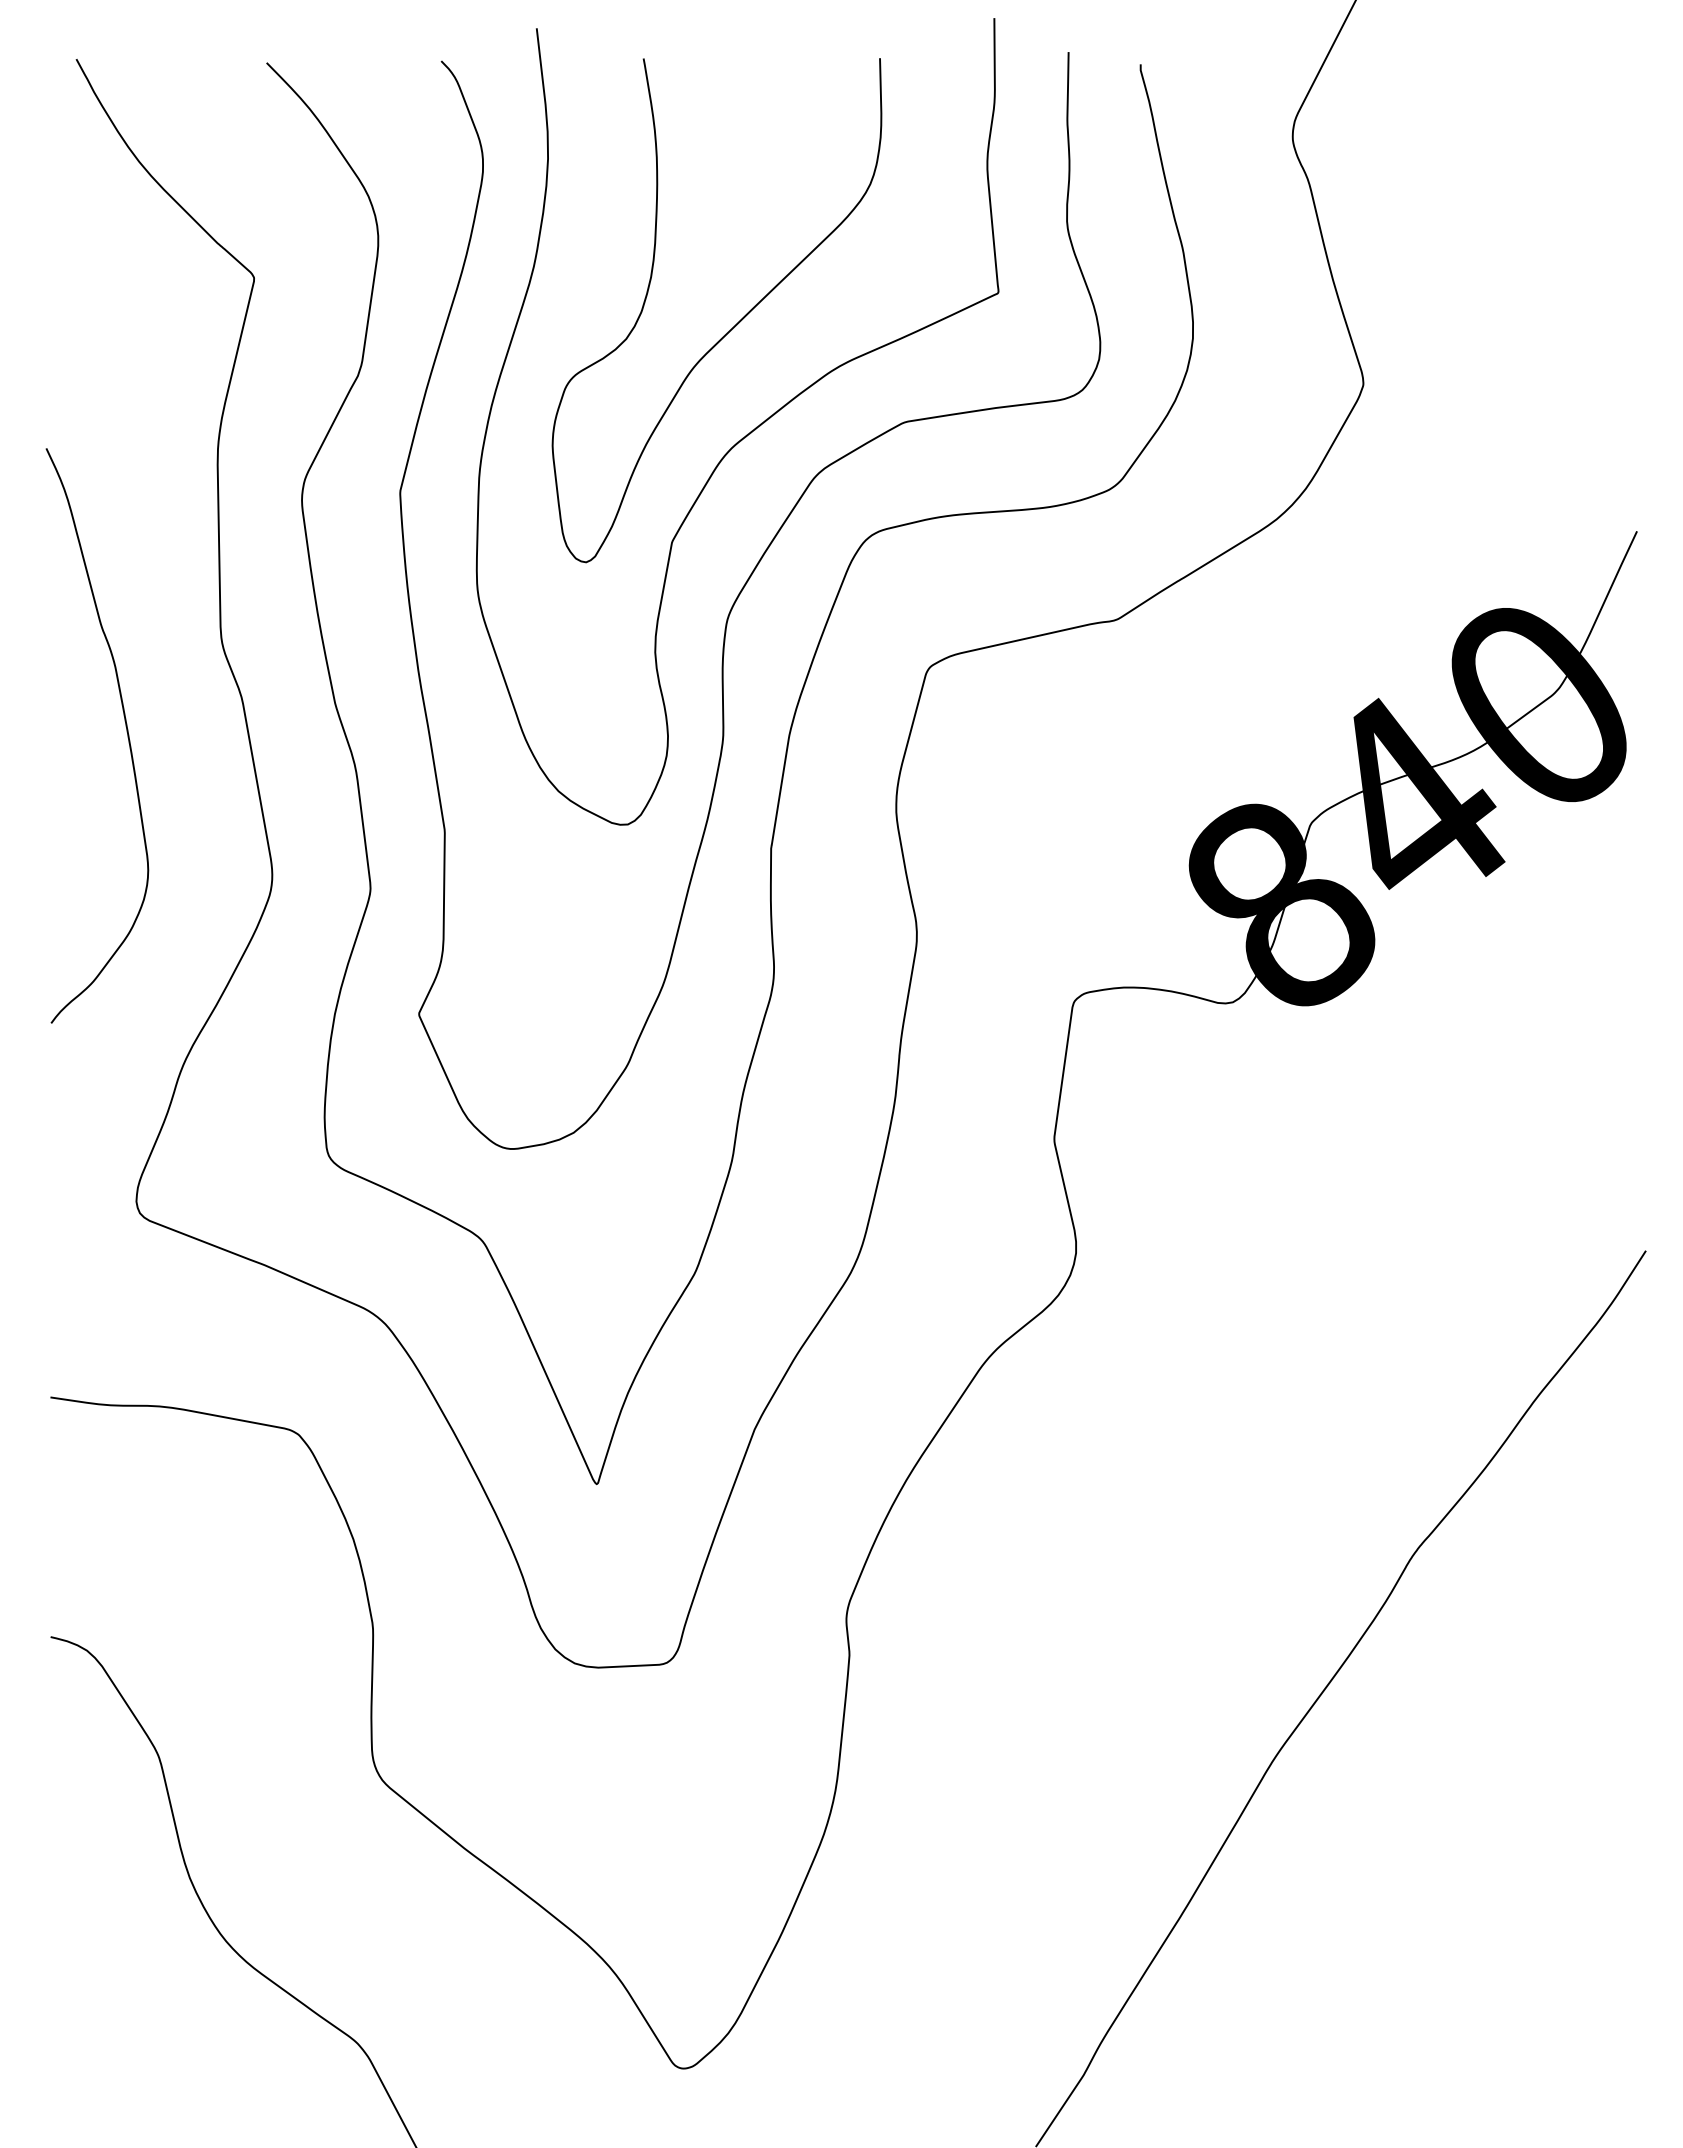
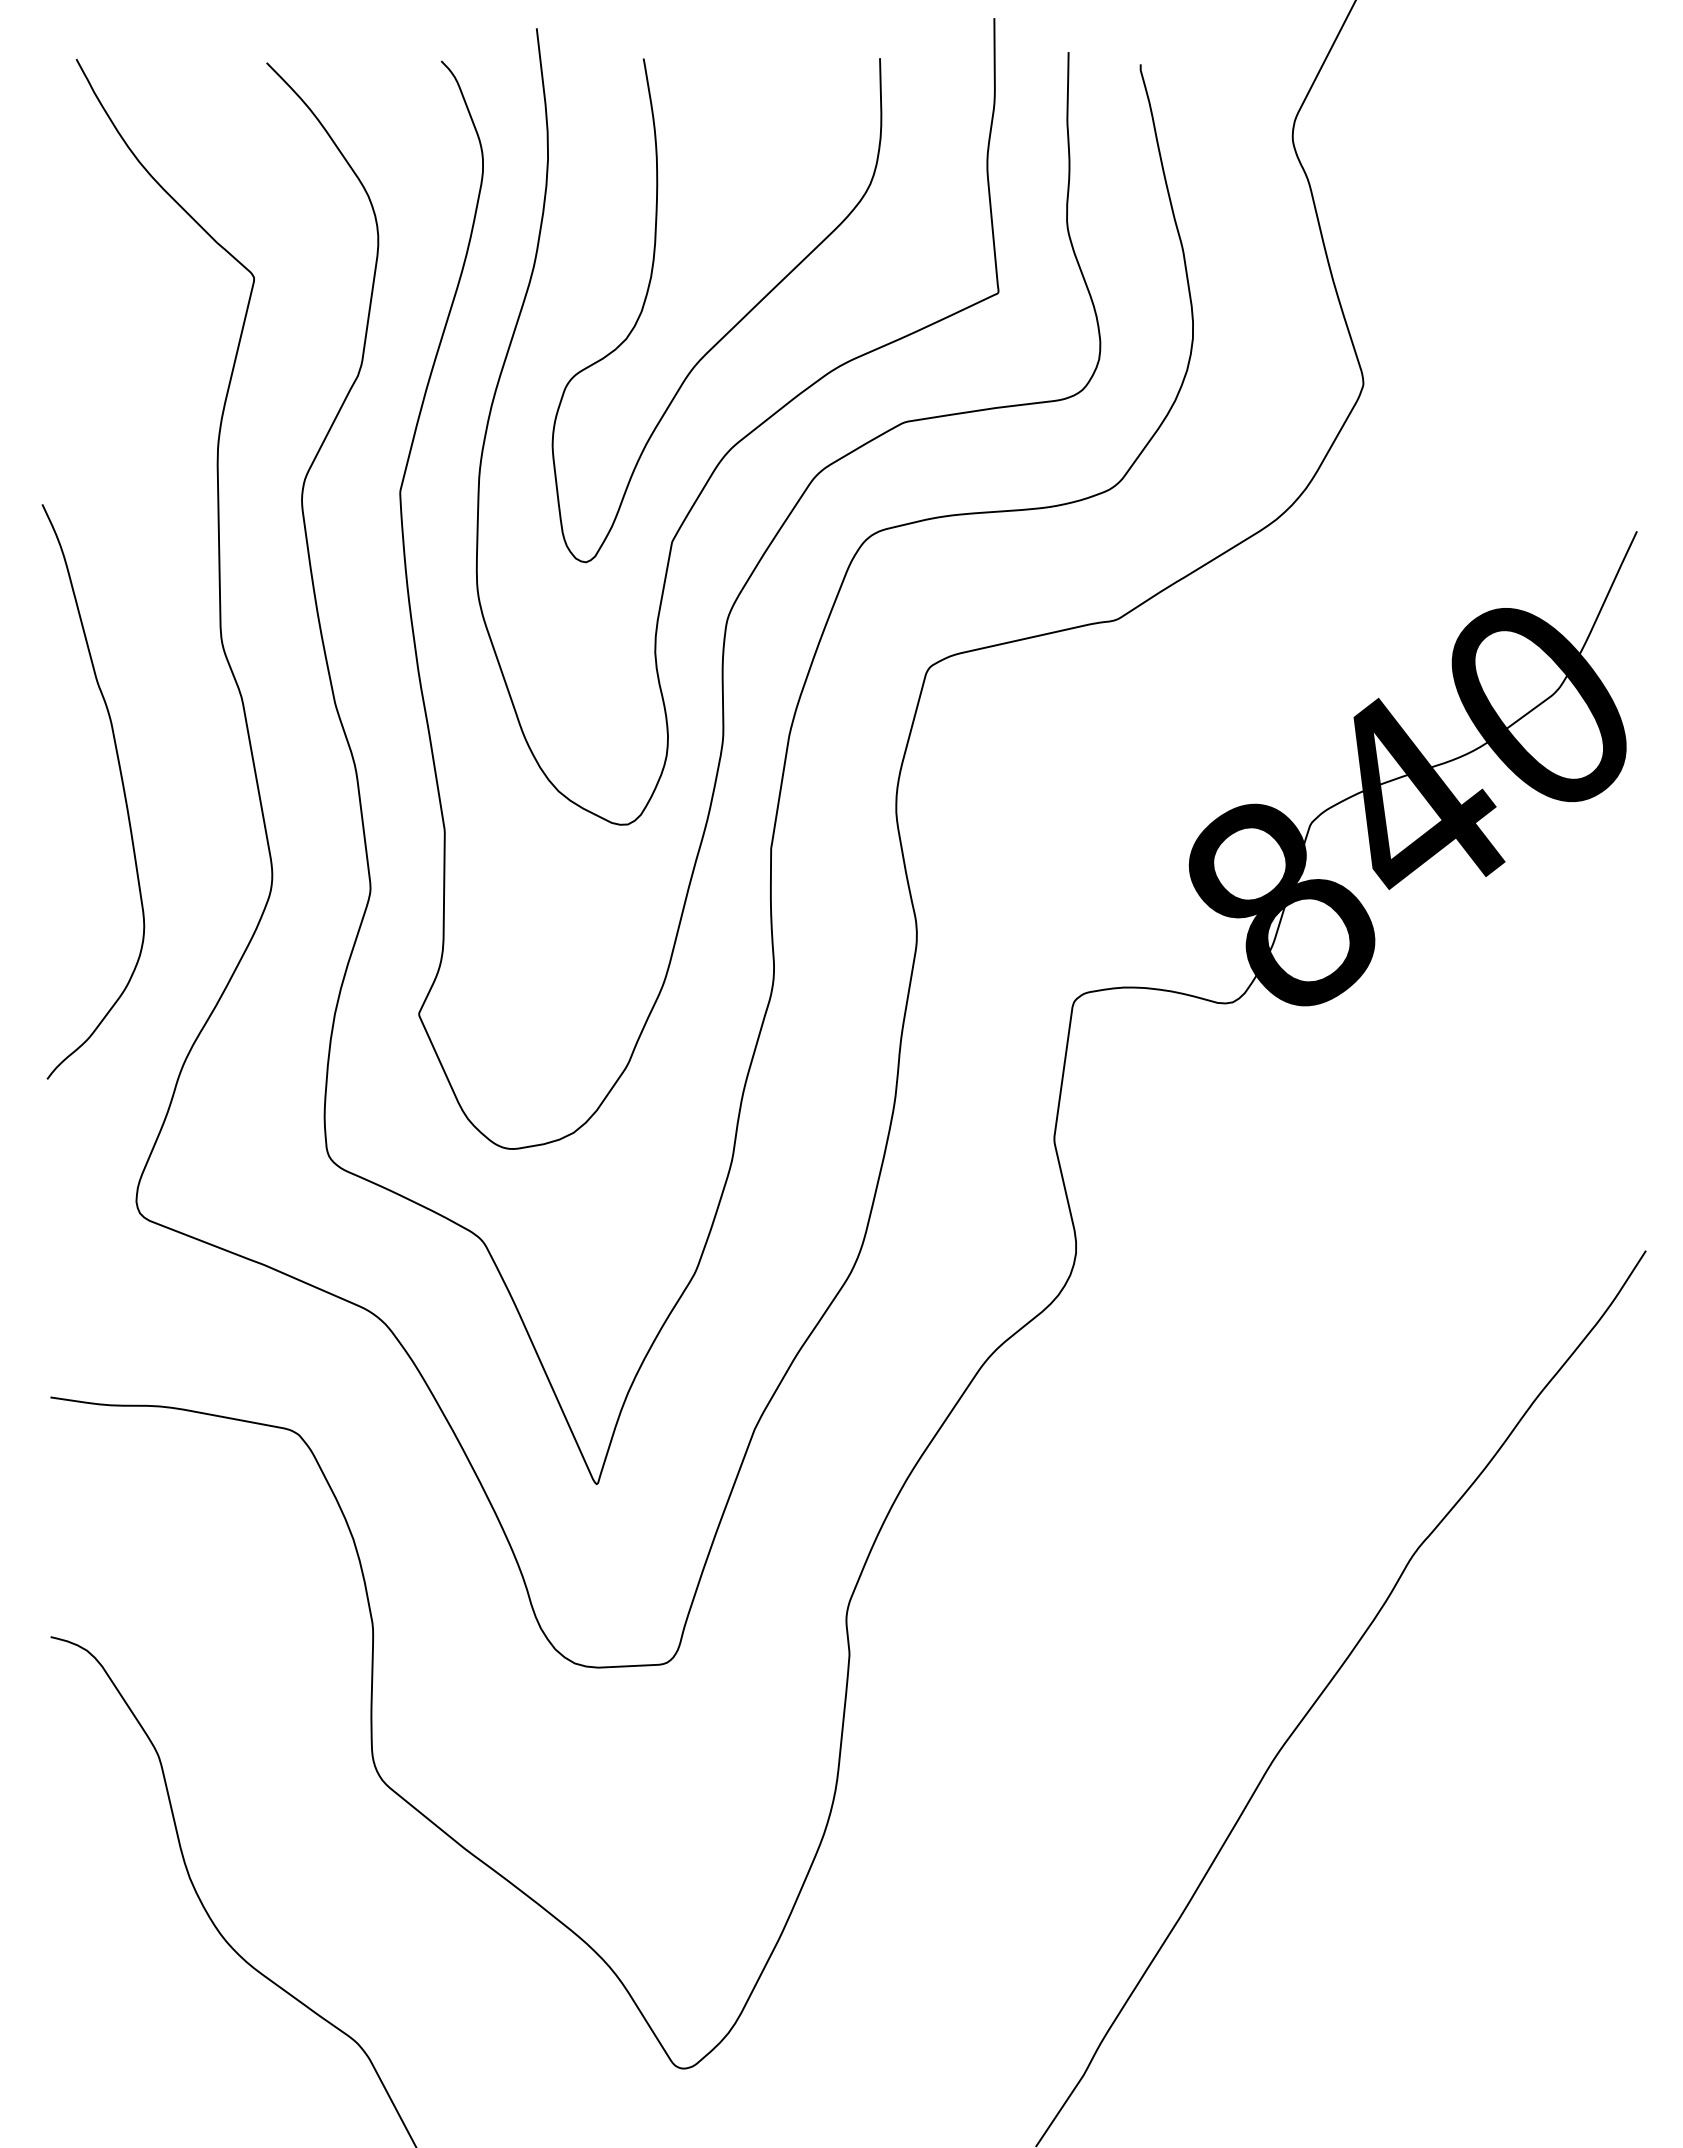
curve position: (126, 732) -> (122, 788) (122, 788)
